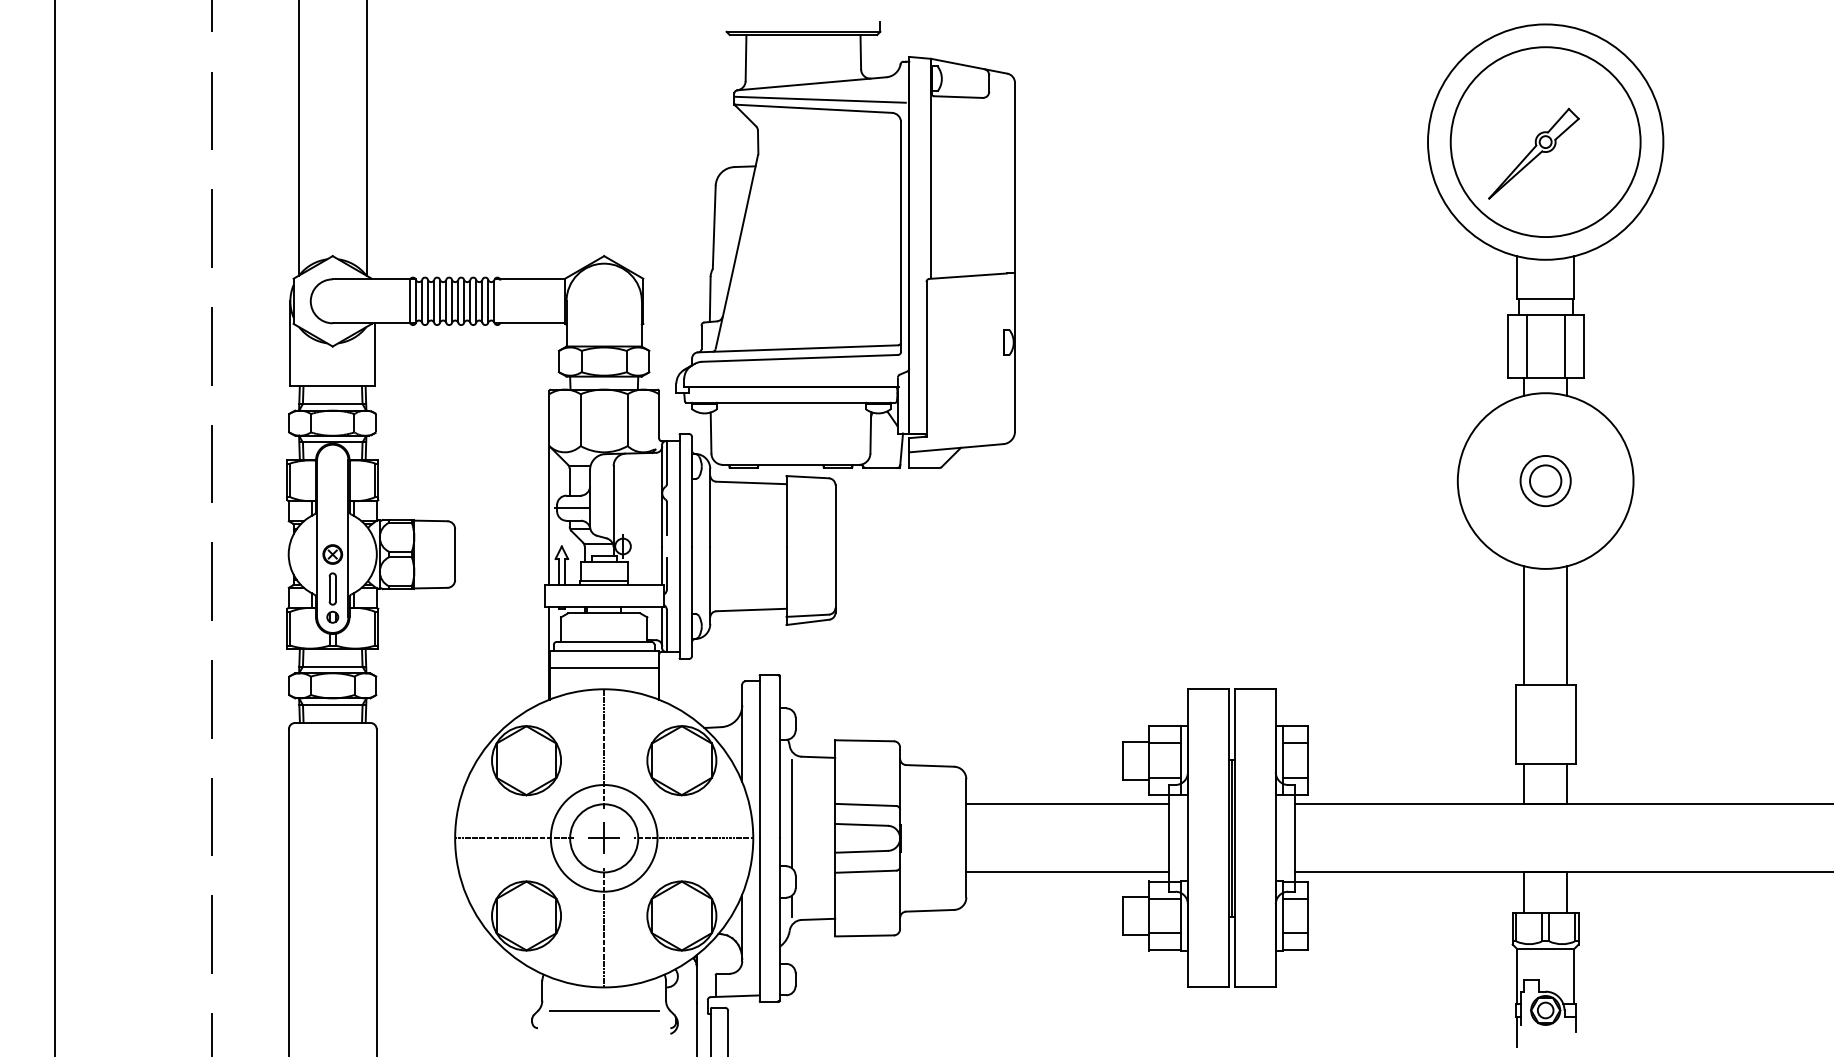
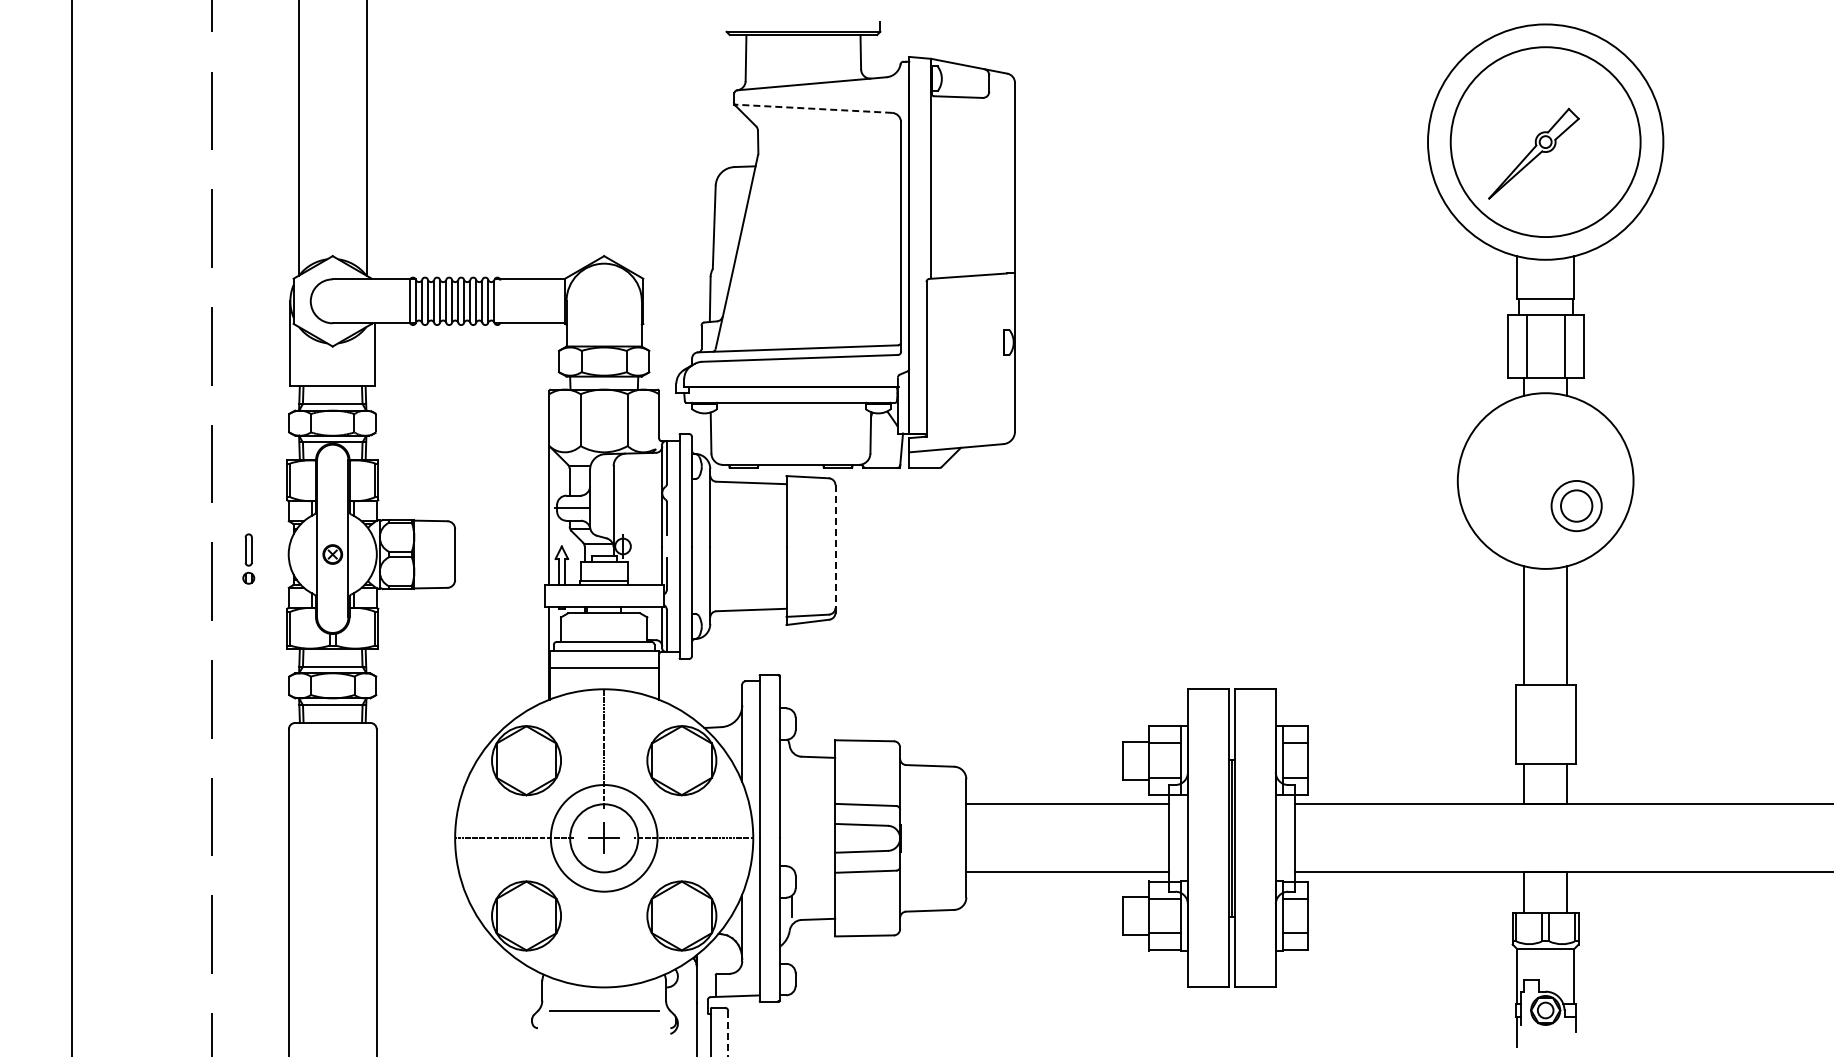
line: present -> none (819, 99)
line: solid -> dashed (813, 108)
part position: (1545, 481) -> (1576, 506) (1576, 506)
line position: (55, 527) -> (72, 527) (72, 527)
line: solid -> dashed (835, 546)
part position: (332, 597) -> (248, 558) (248, 558)
line: present -> none (792, 813)
line: present -> none (604, 927)
line: solid -> dashed (728, 1033)
